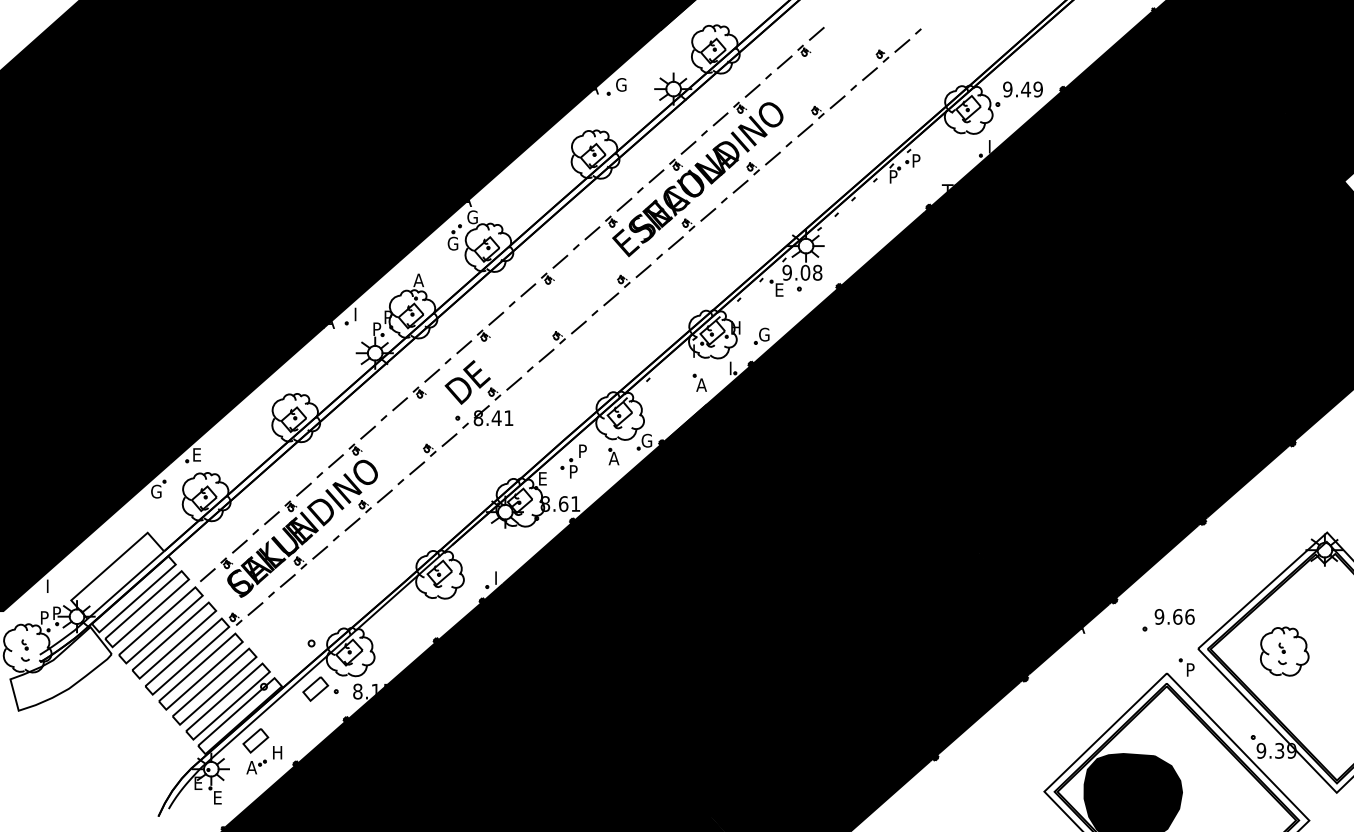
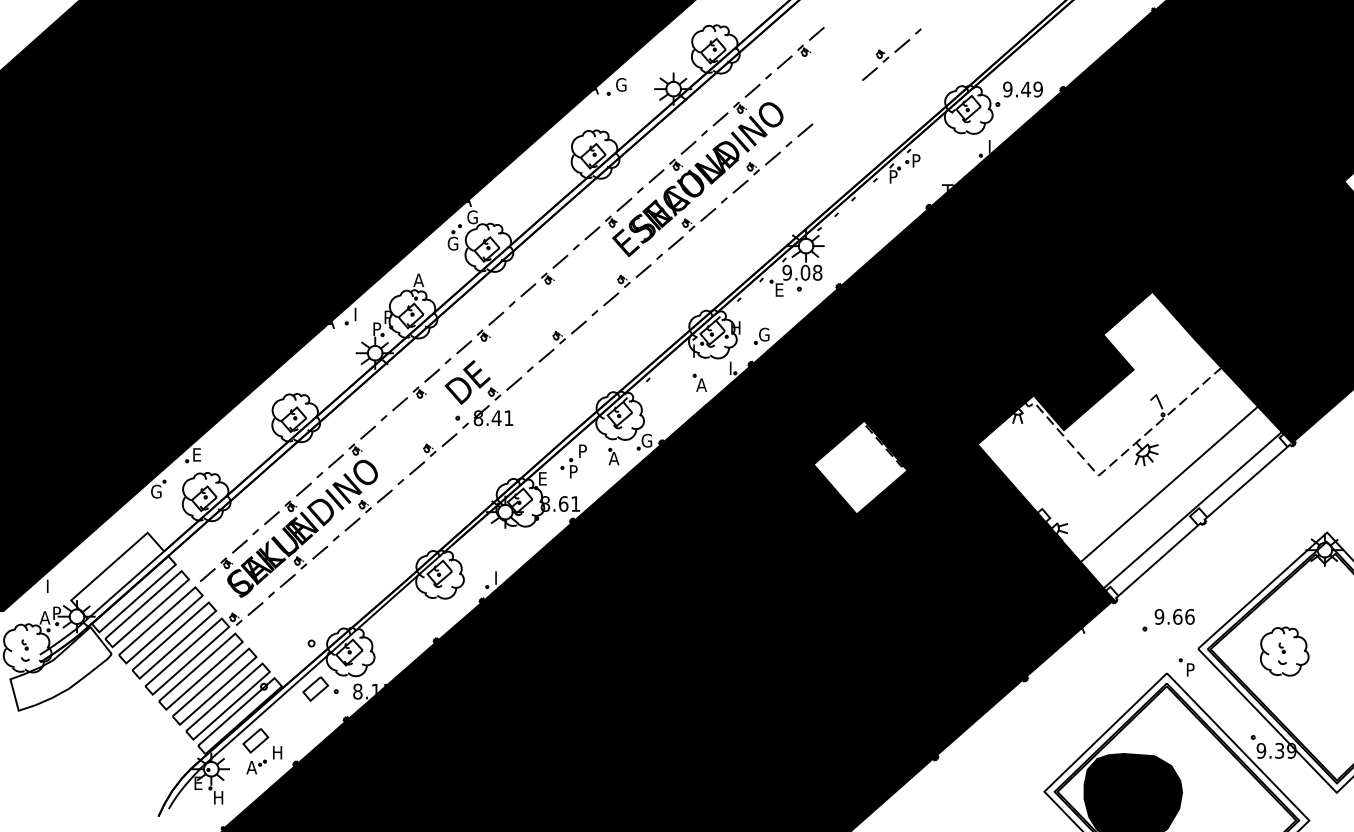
part: present -> none (833, 101)
fill: present -> none (1135, 446)
fill: present -> none (860, 467)
text: P -> A (44, 617)
text: E -> H (219, 797)
